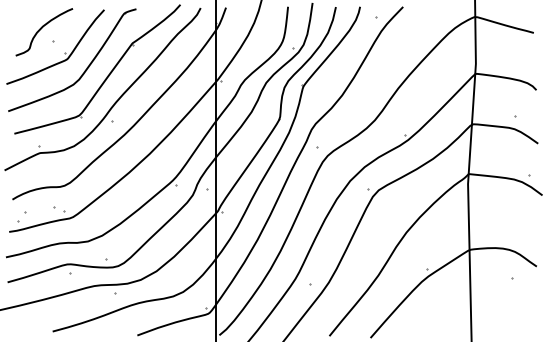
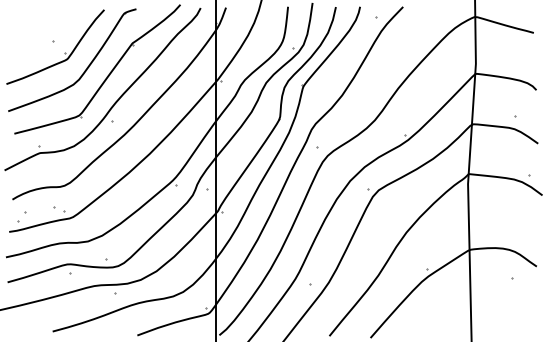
curve: present -> none (41, 29)
